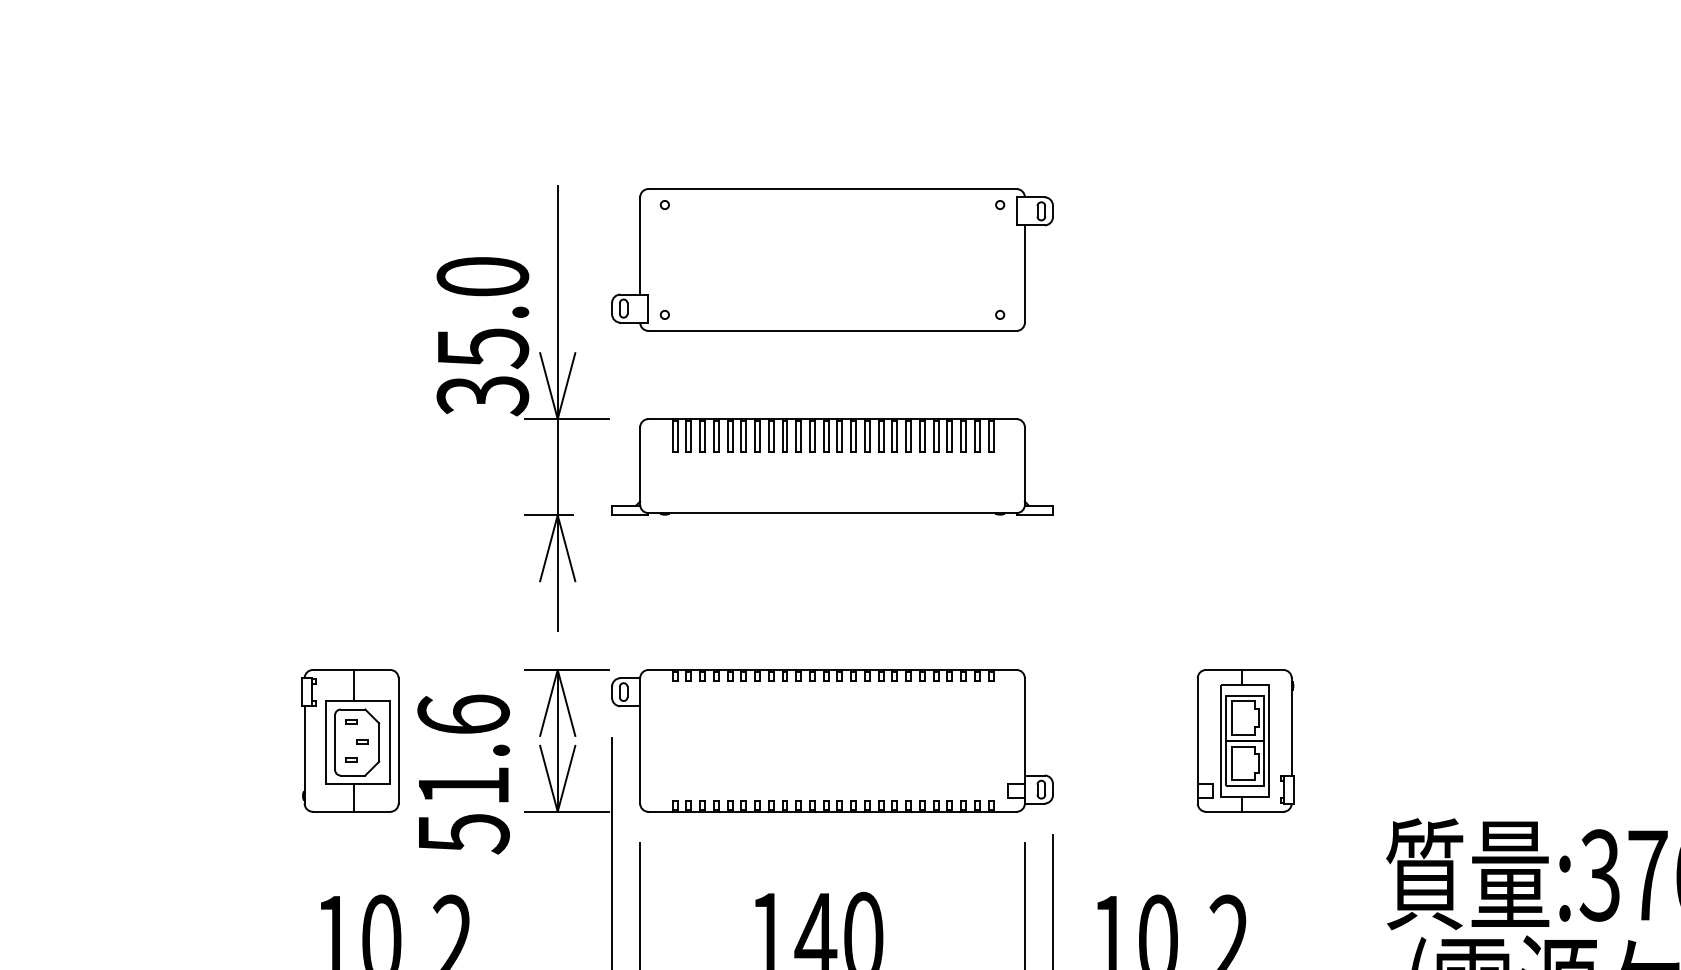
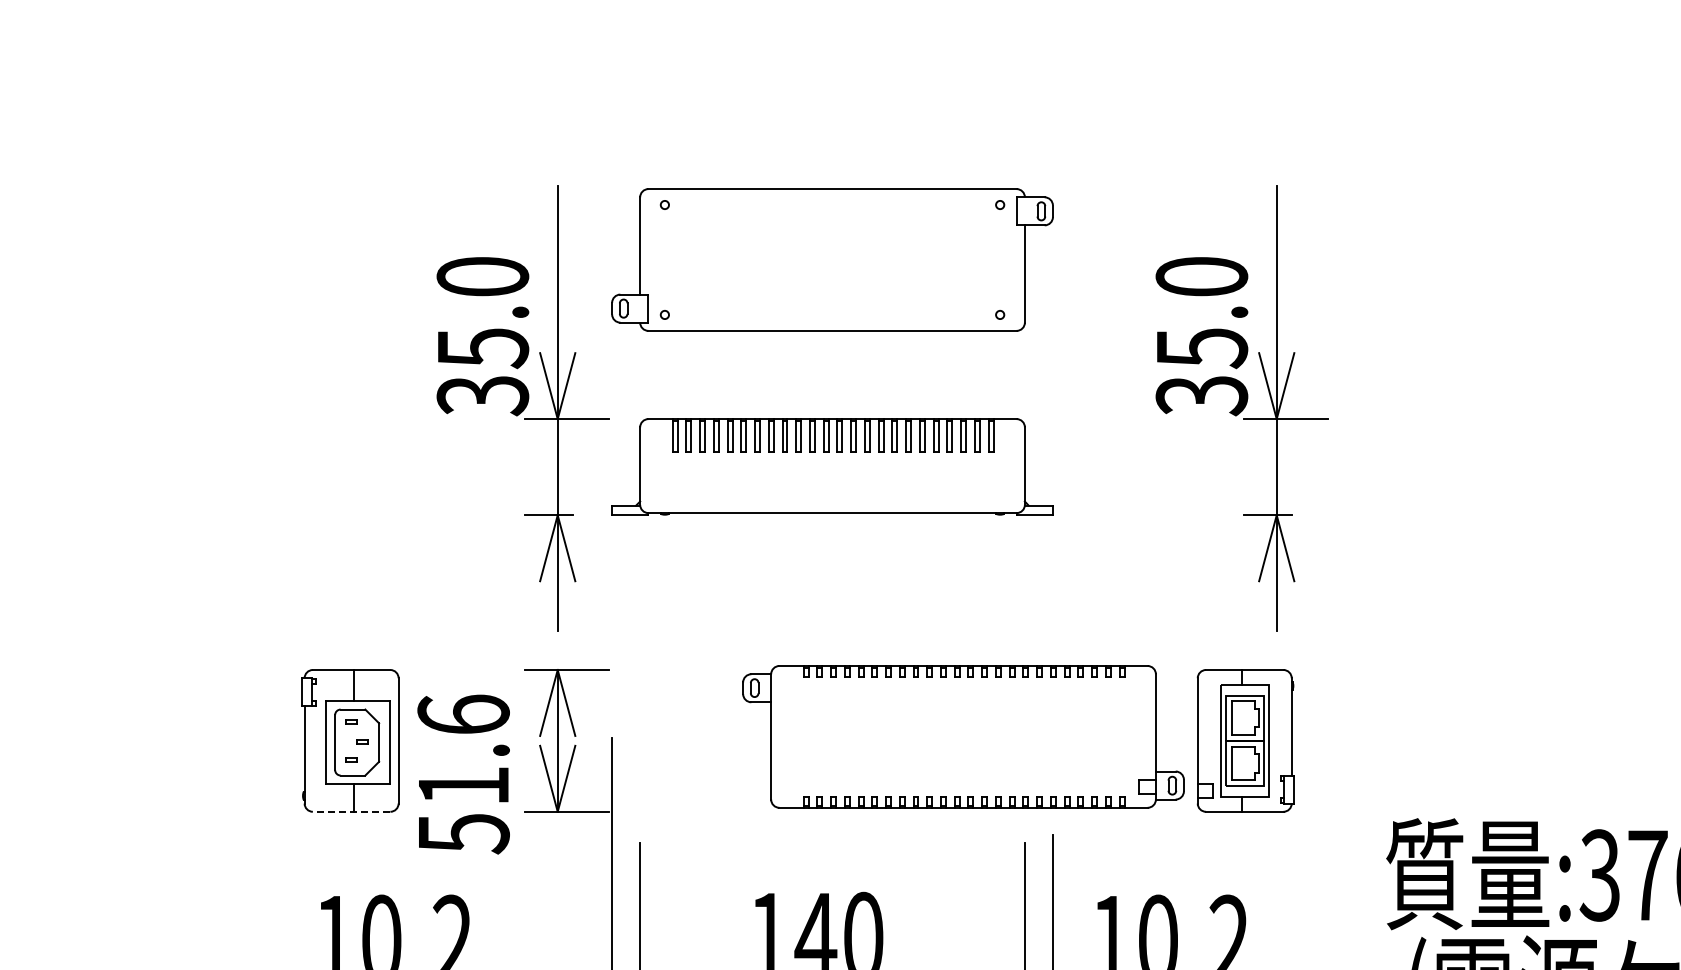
part: none -> present (1241, 408)
part position: (832, 740) -> (963, 736) (963, 736)
line: solid -> dashed (351, 811)
